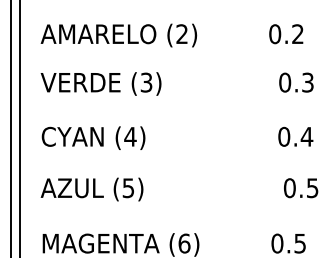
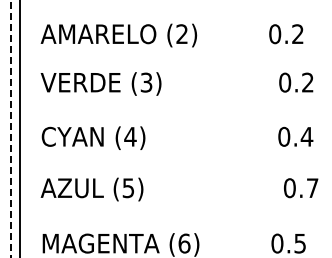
text: 0.3 -> 0.2 (307, 82)
line: solid -> dashed (10, 129)
text: 0.5 -> 0.7 (312, 188)
